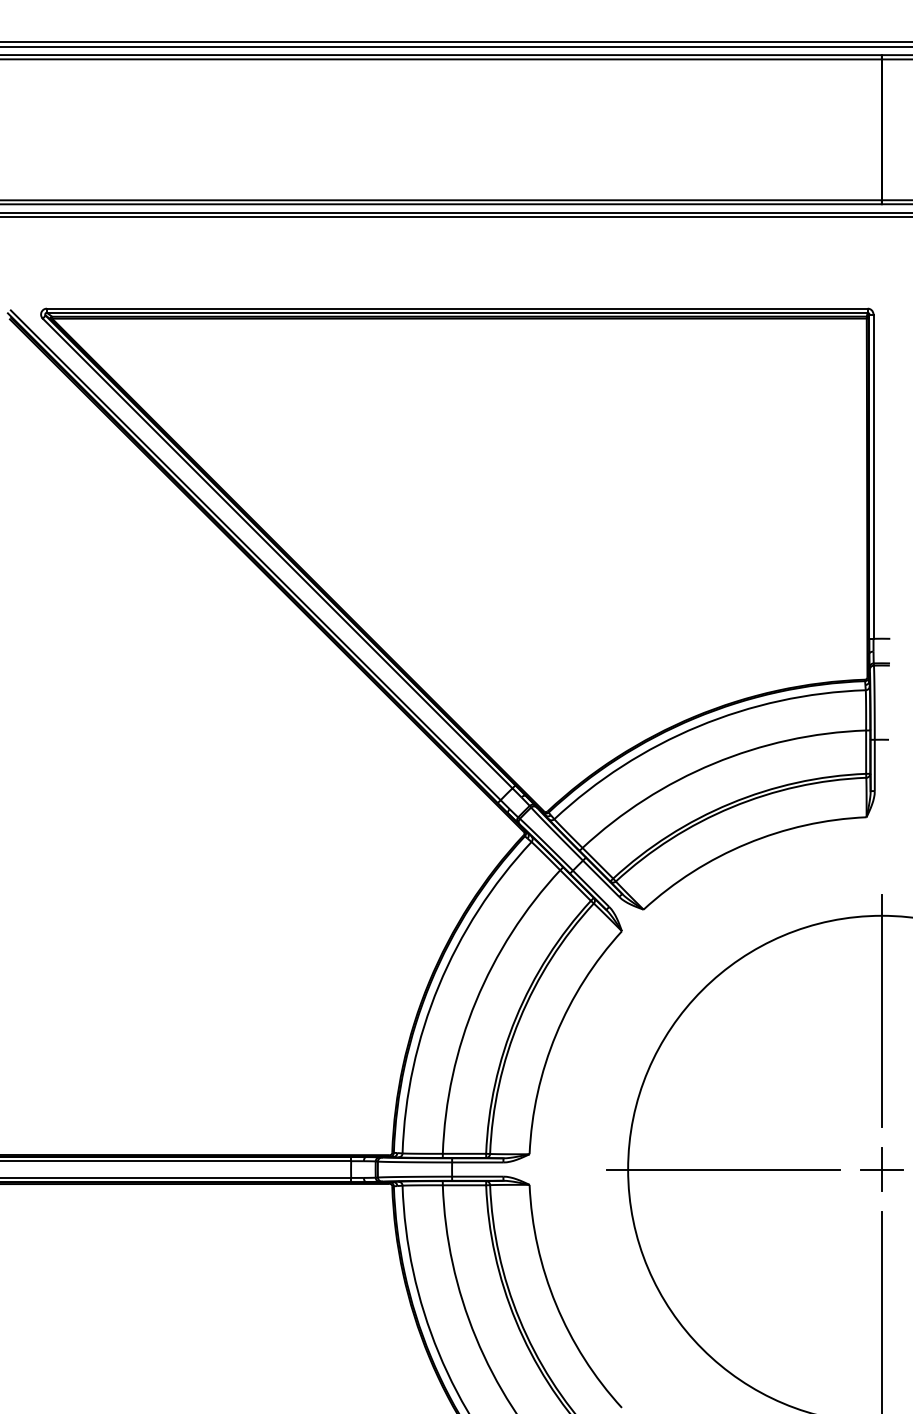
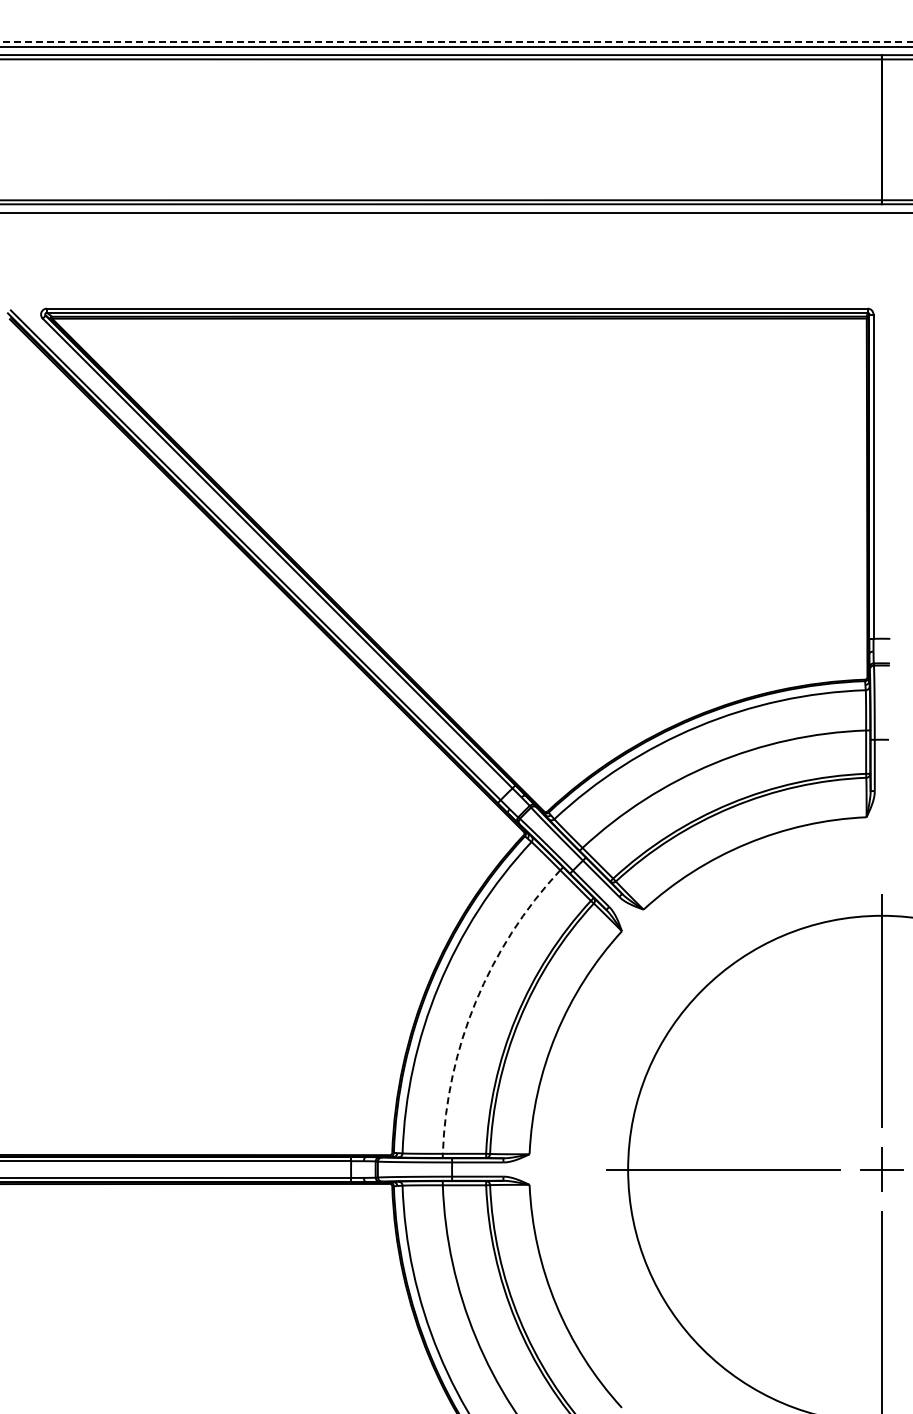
line: solid -> dashed (456, 42)
line: present -> none (455, 216)
arc: solid -> dashed (475, 1001)
